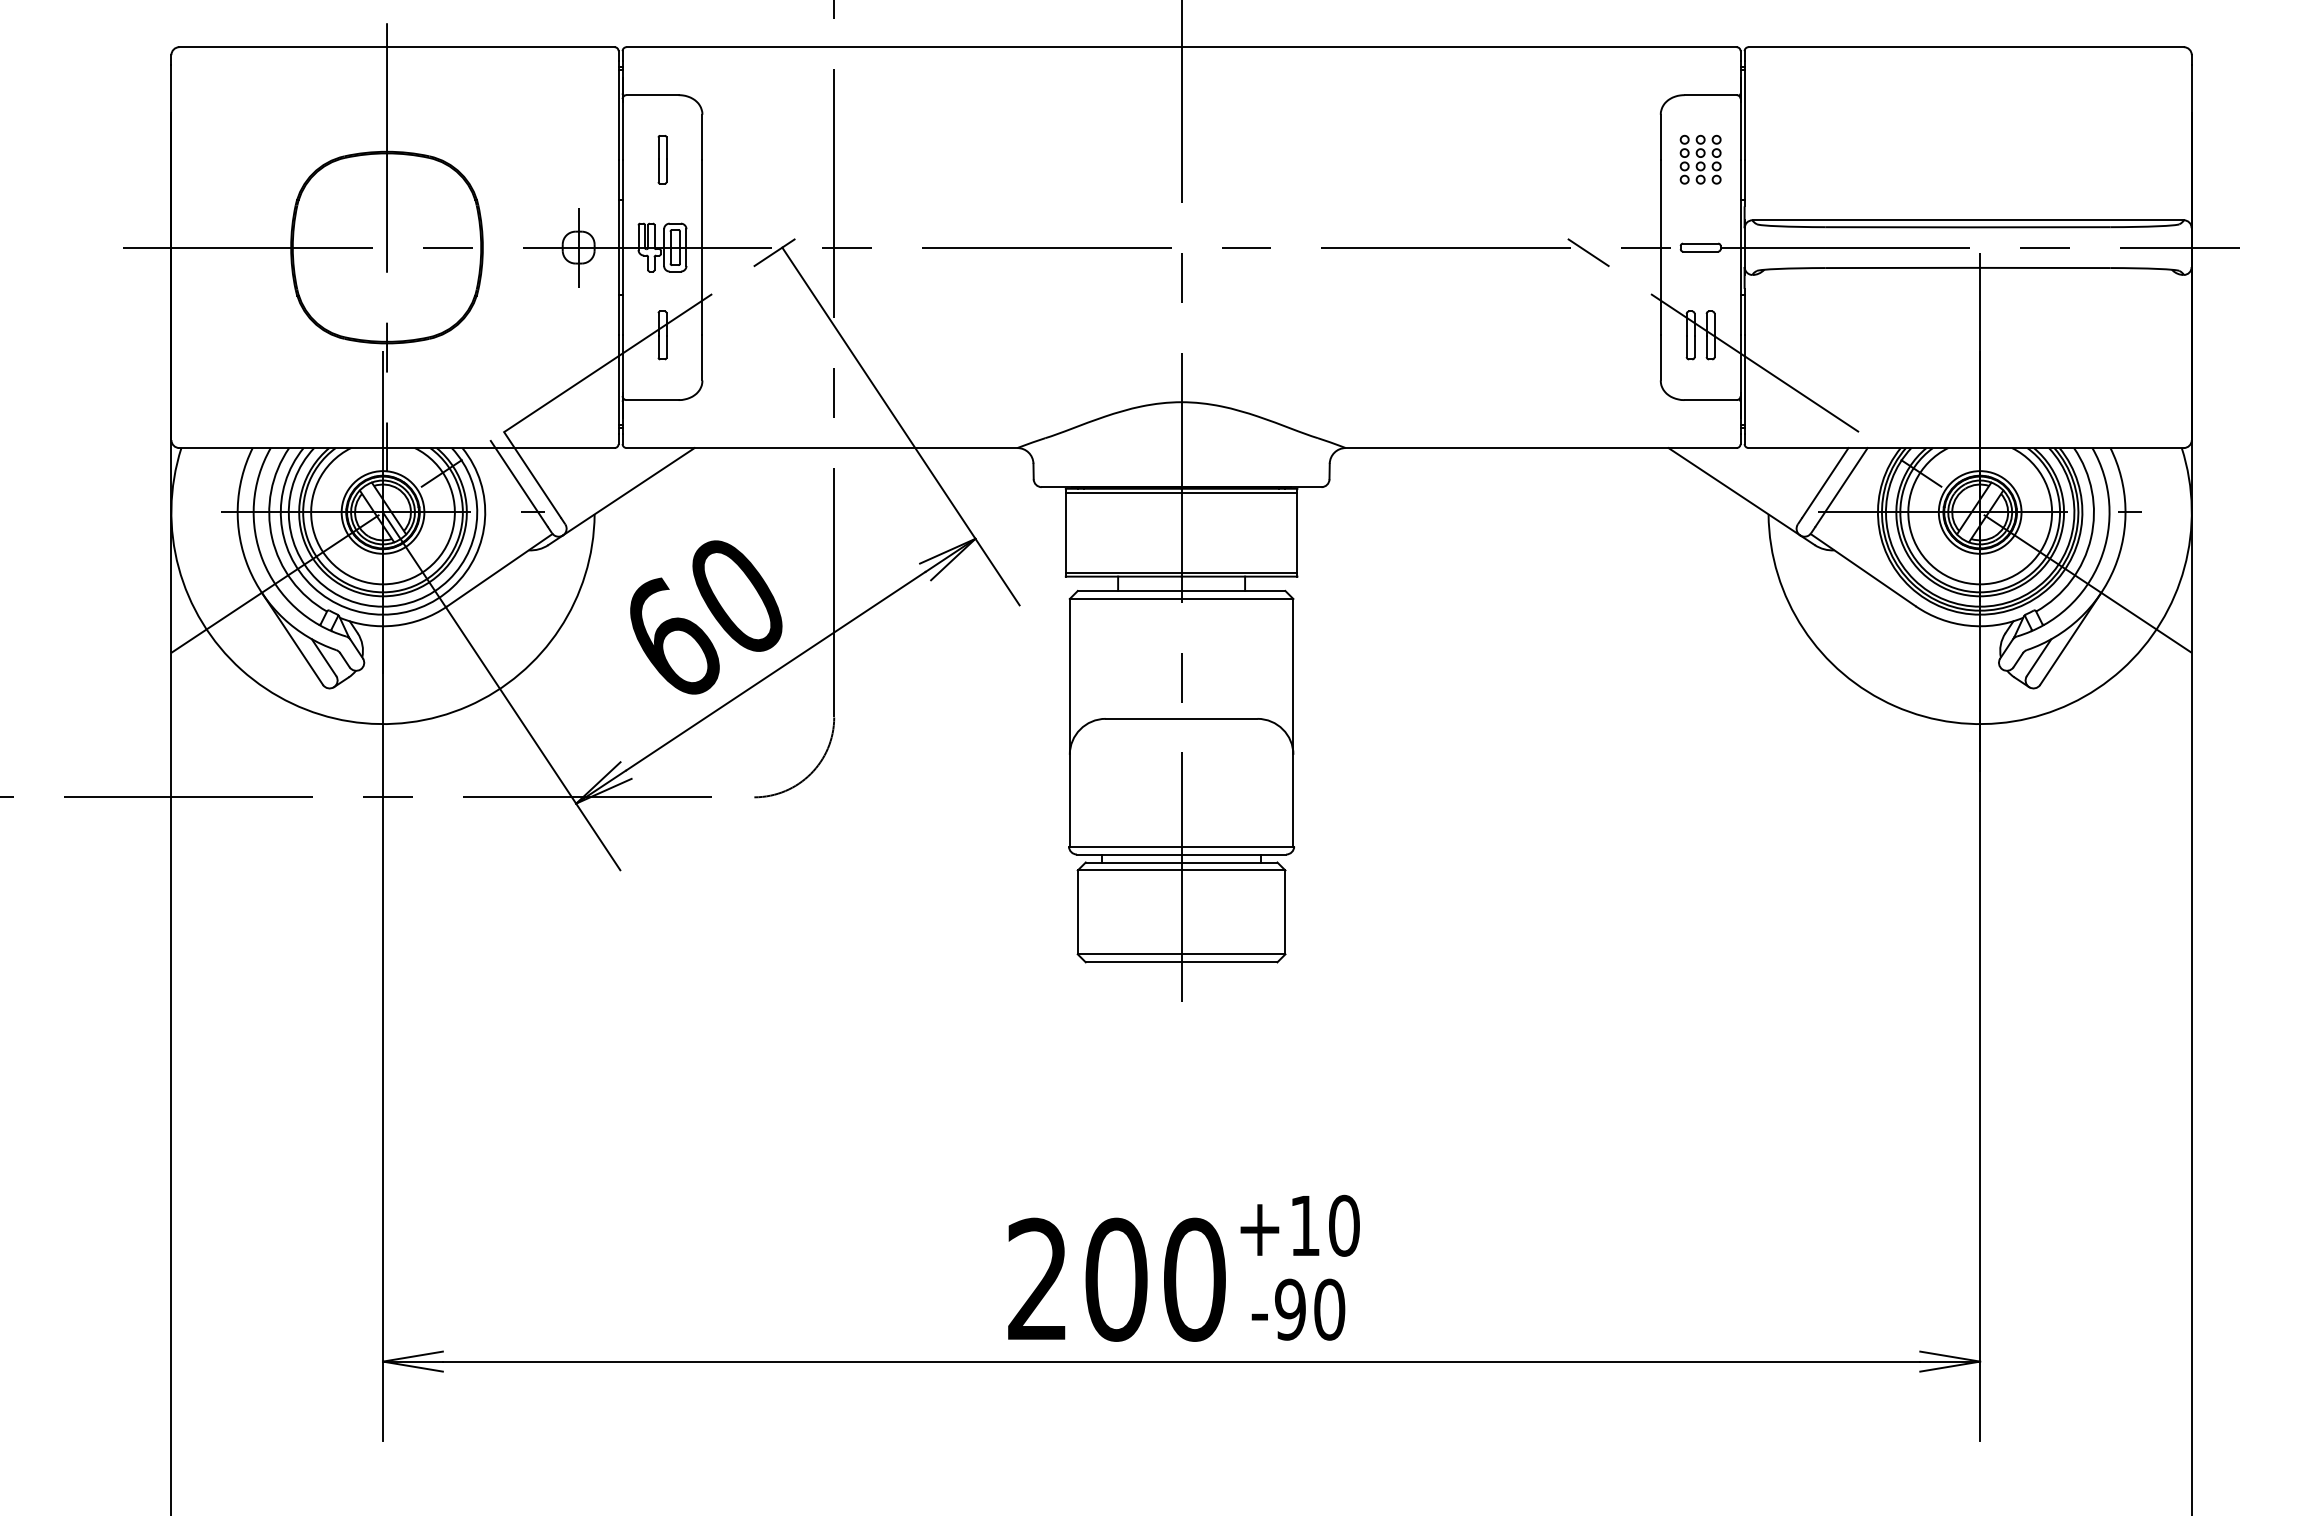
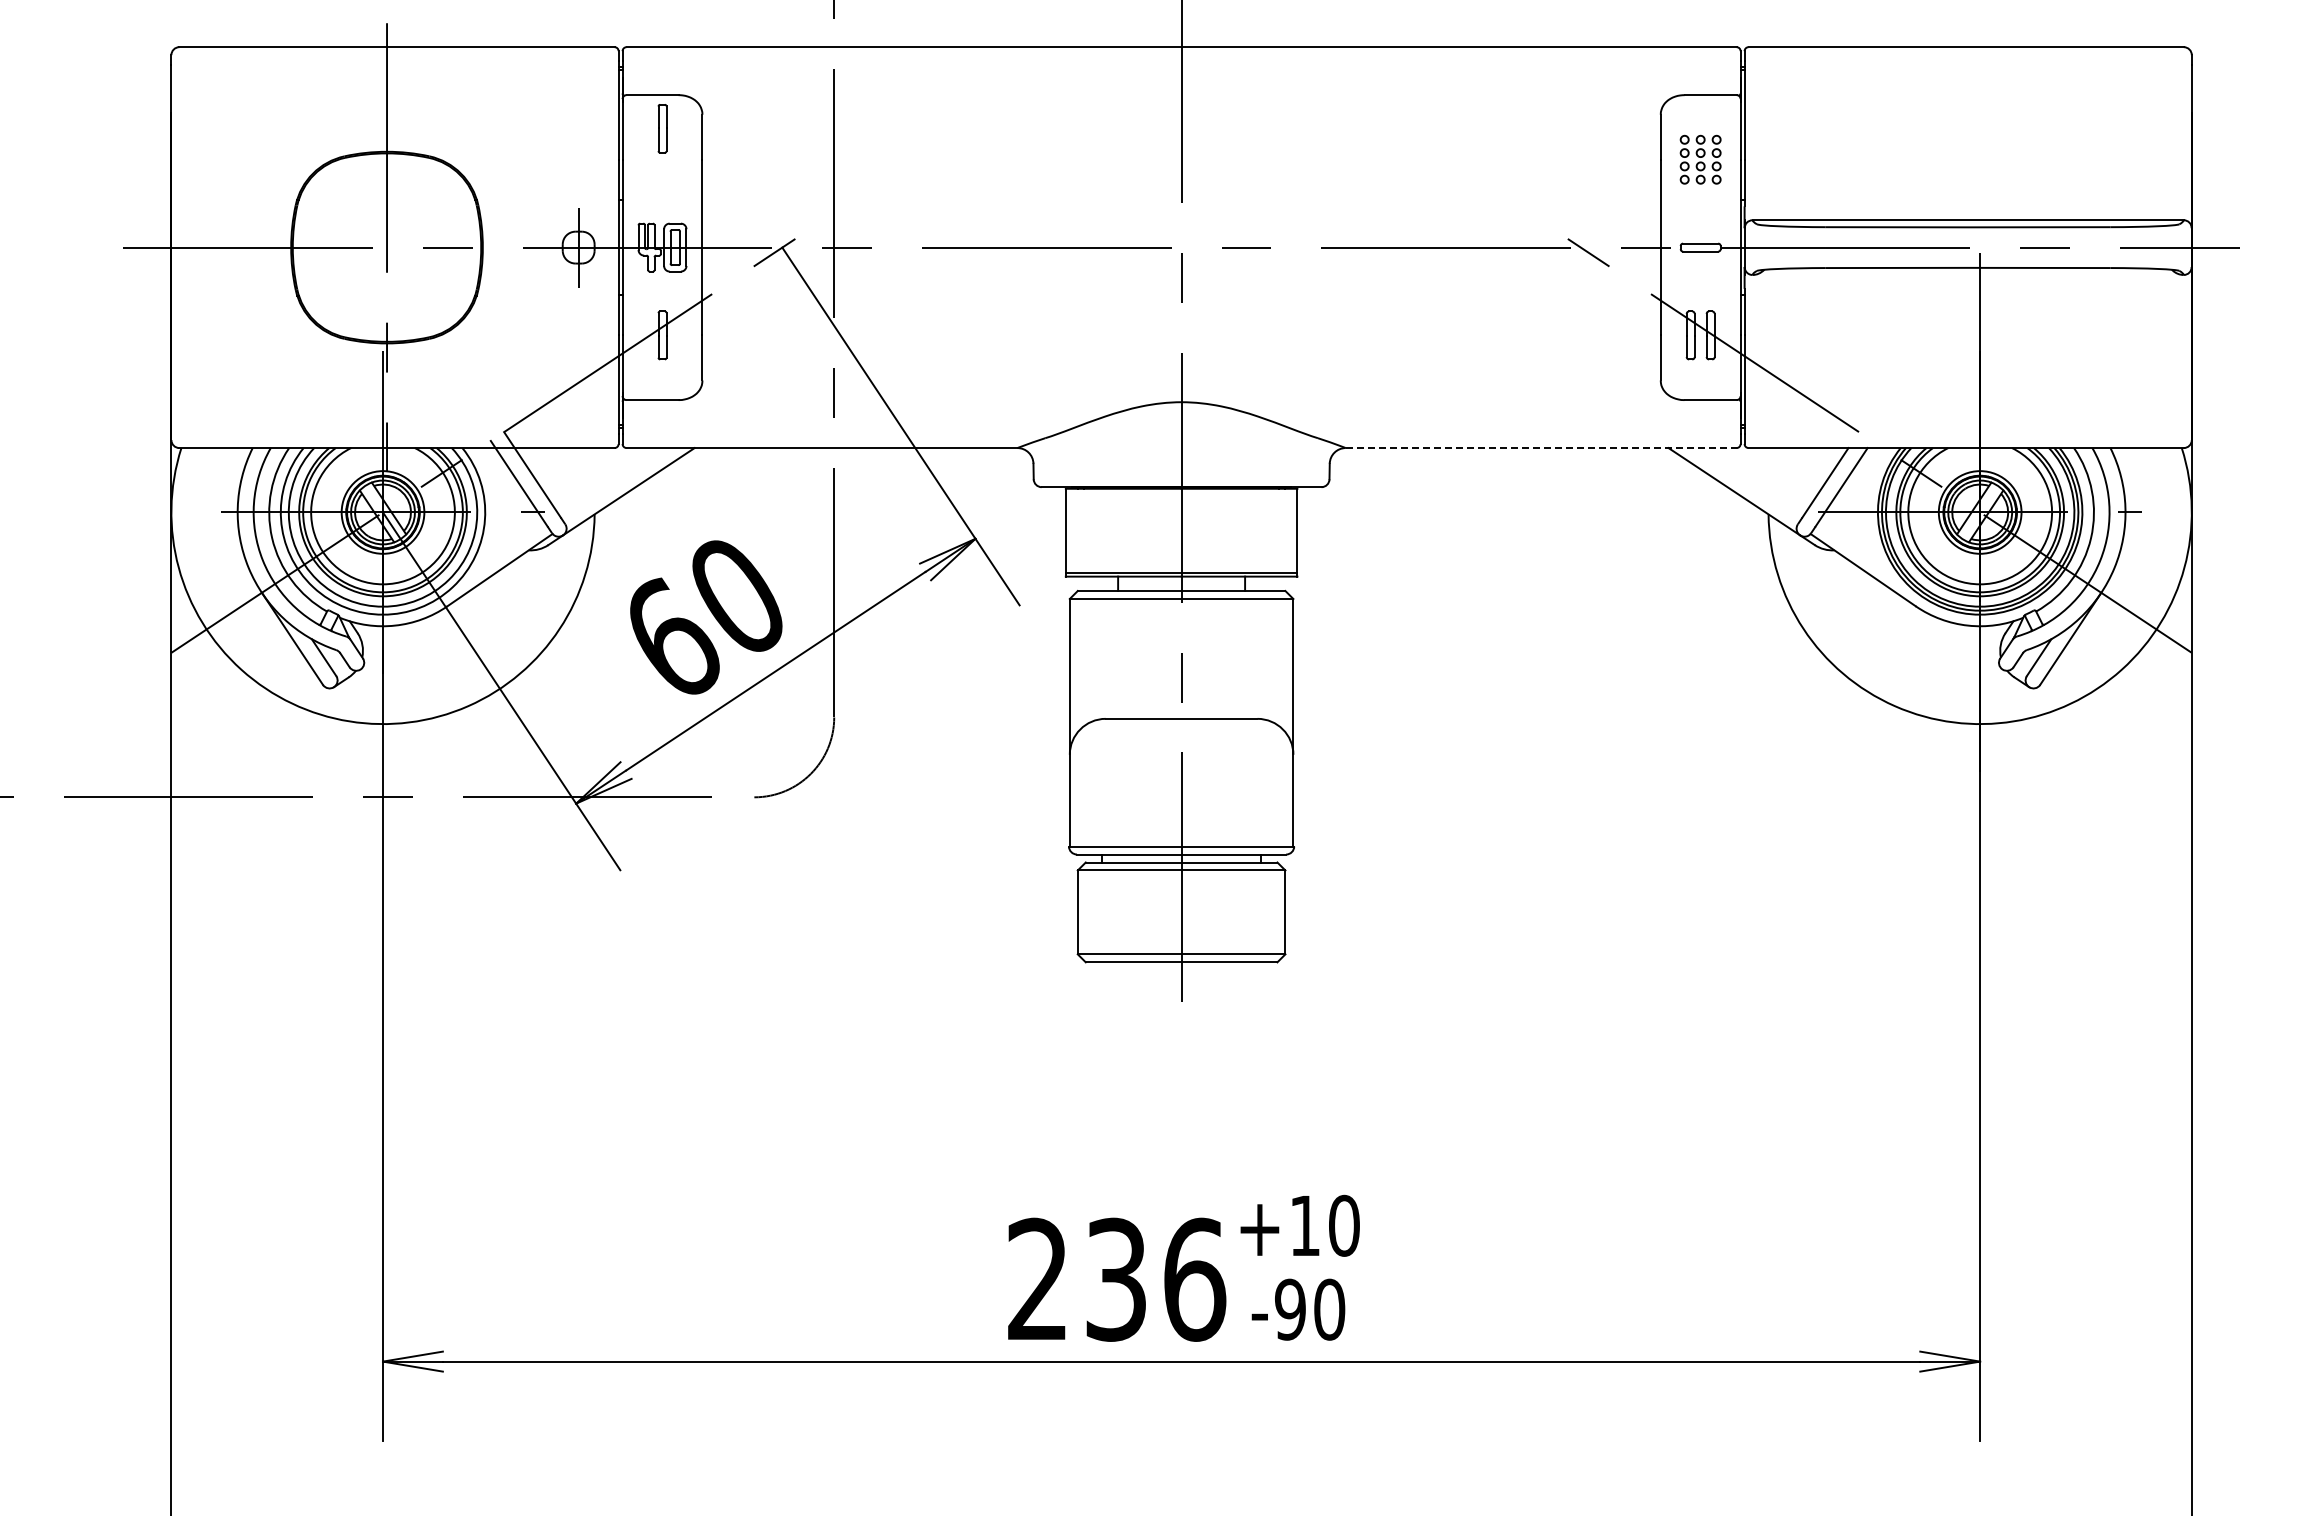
part position: (662, 159) -> (662, 128) (662, 128)
line: solid -> dashed (1541, 448)
line: present -> none (1181, 492)
text: 200 -> 236 (1155, 1279)
